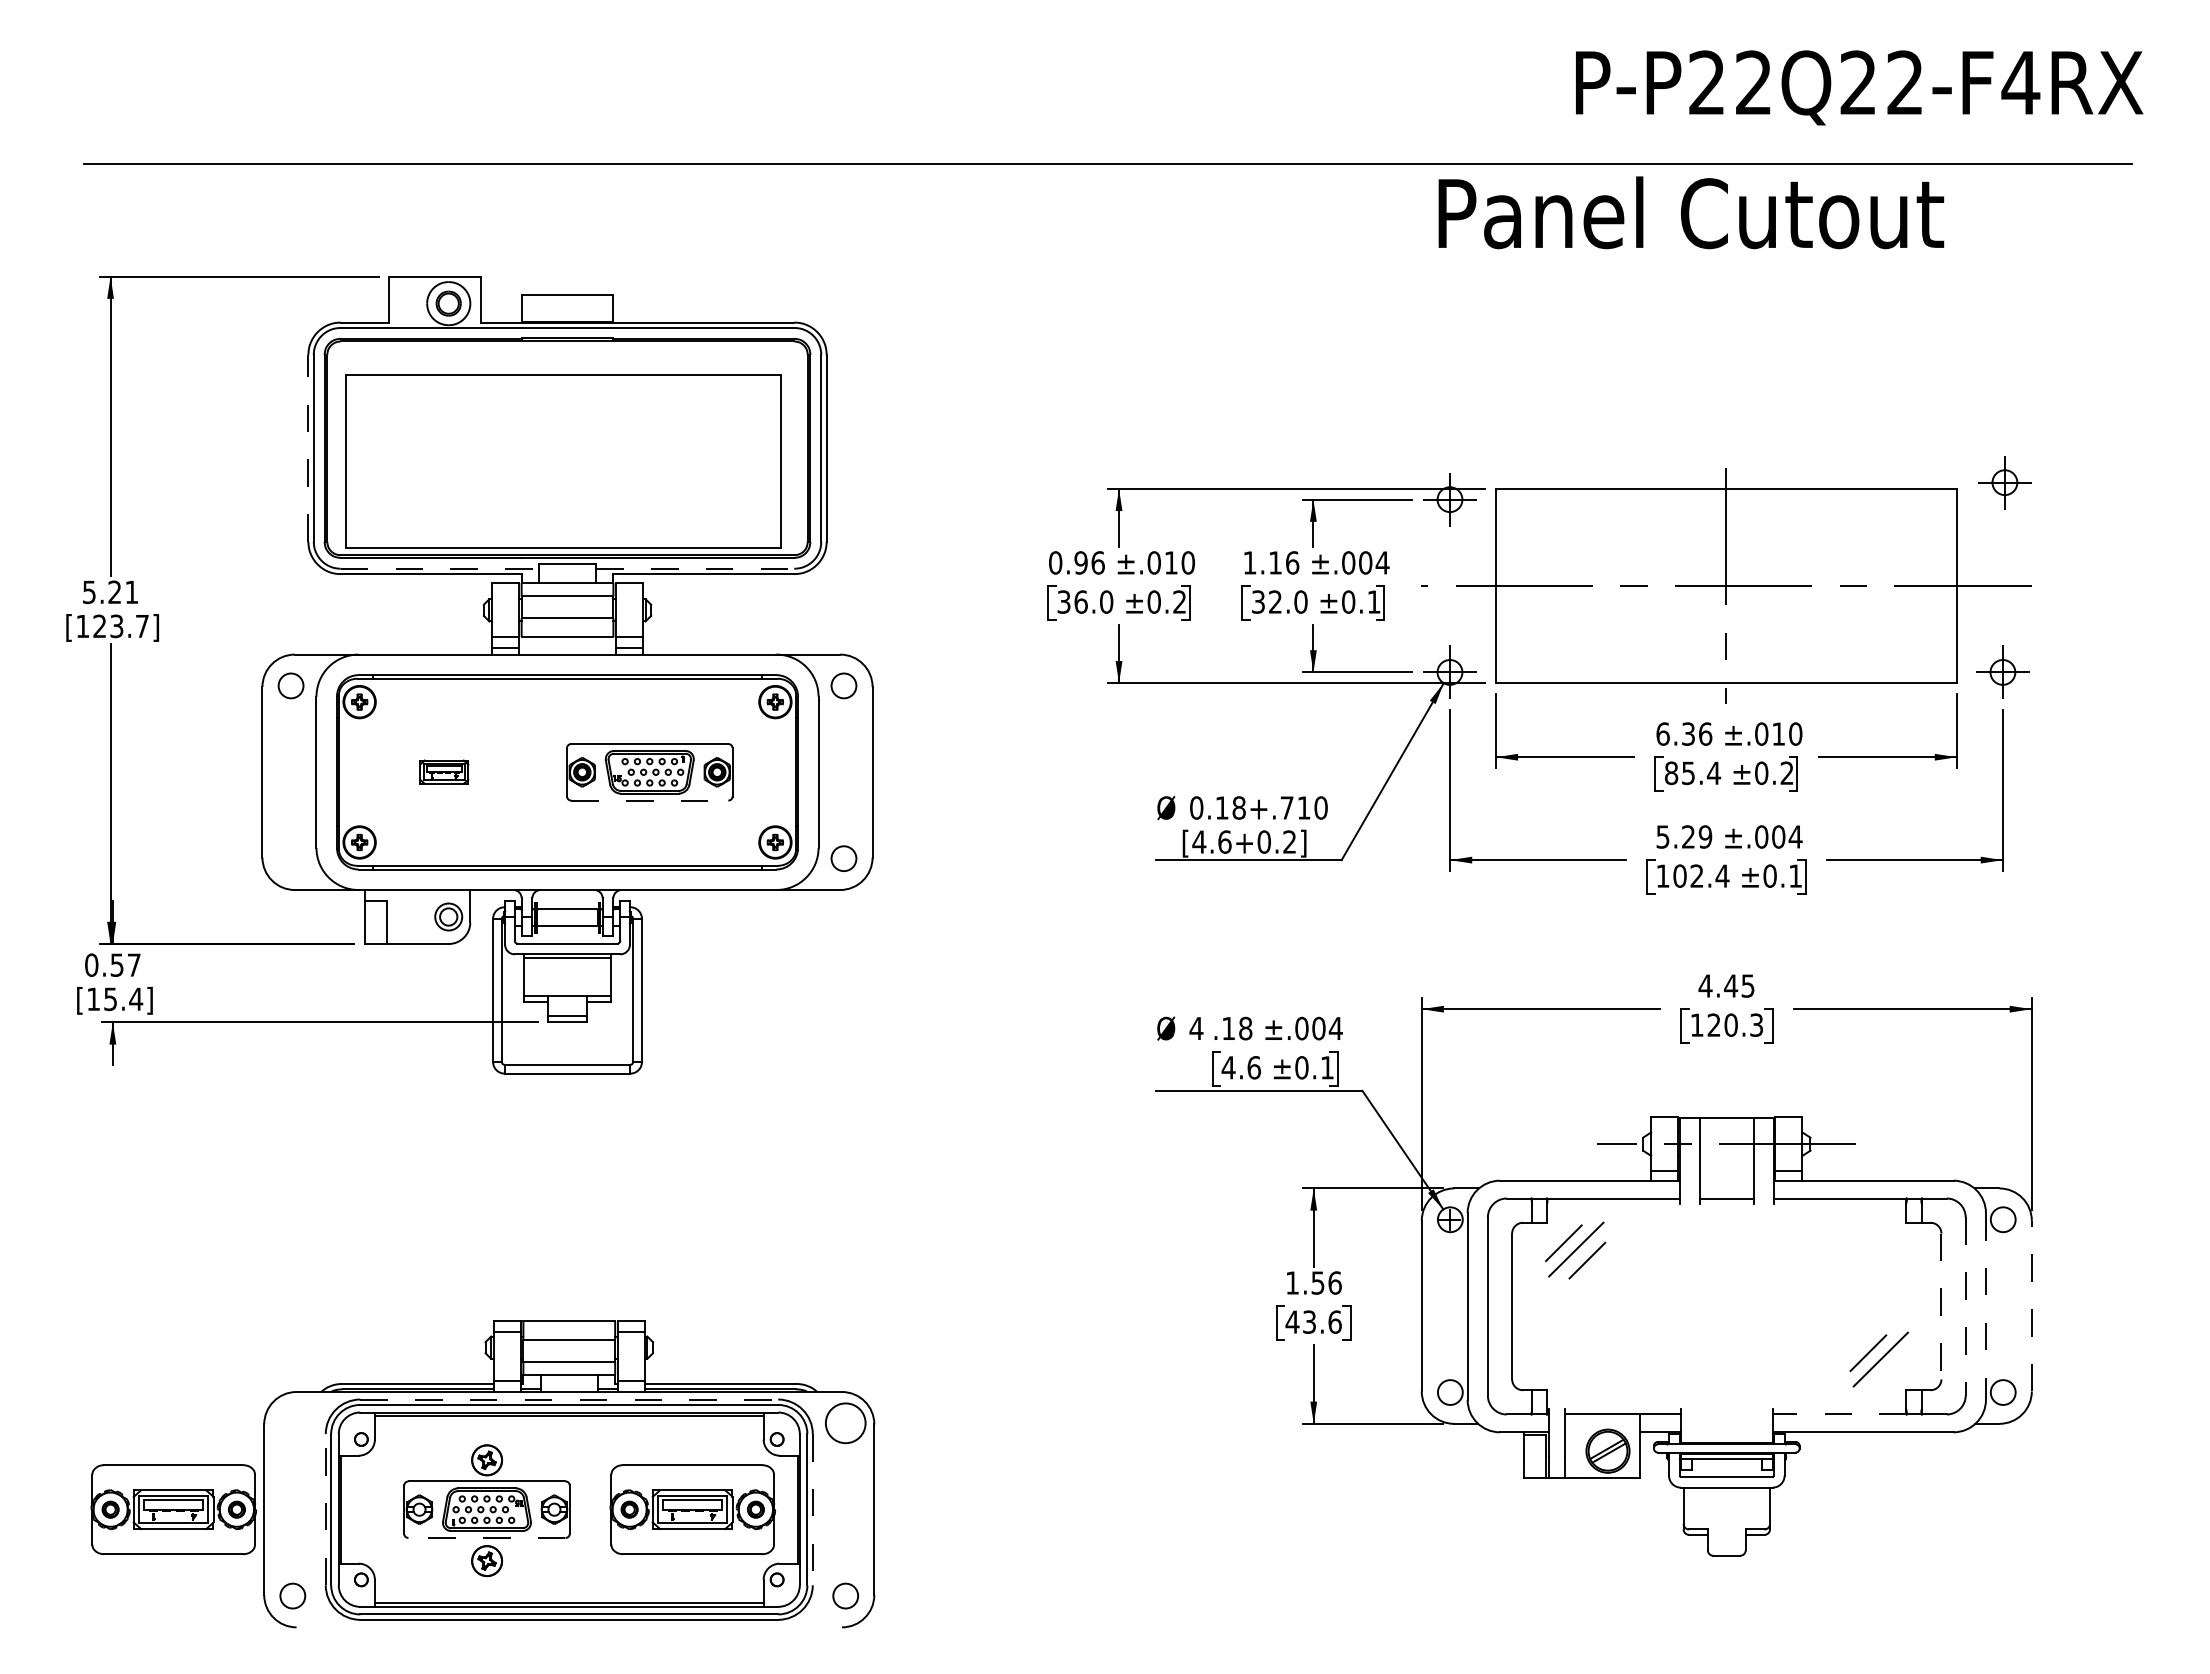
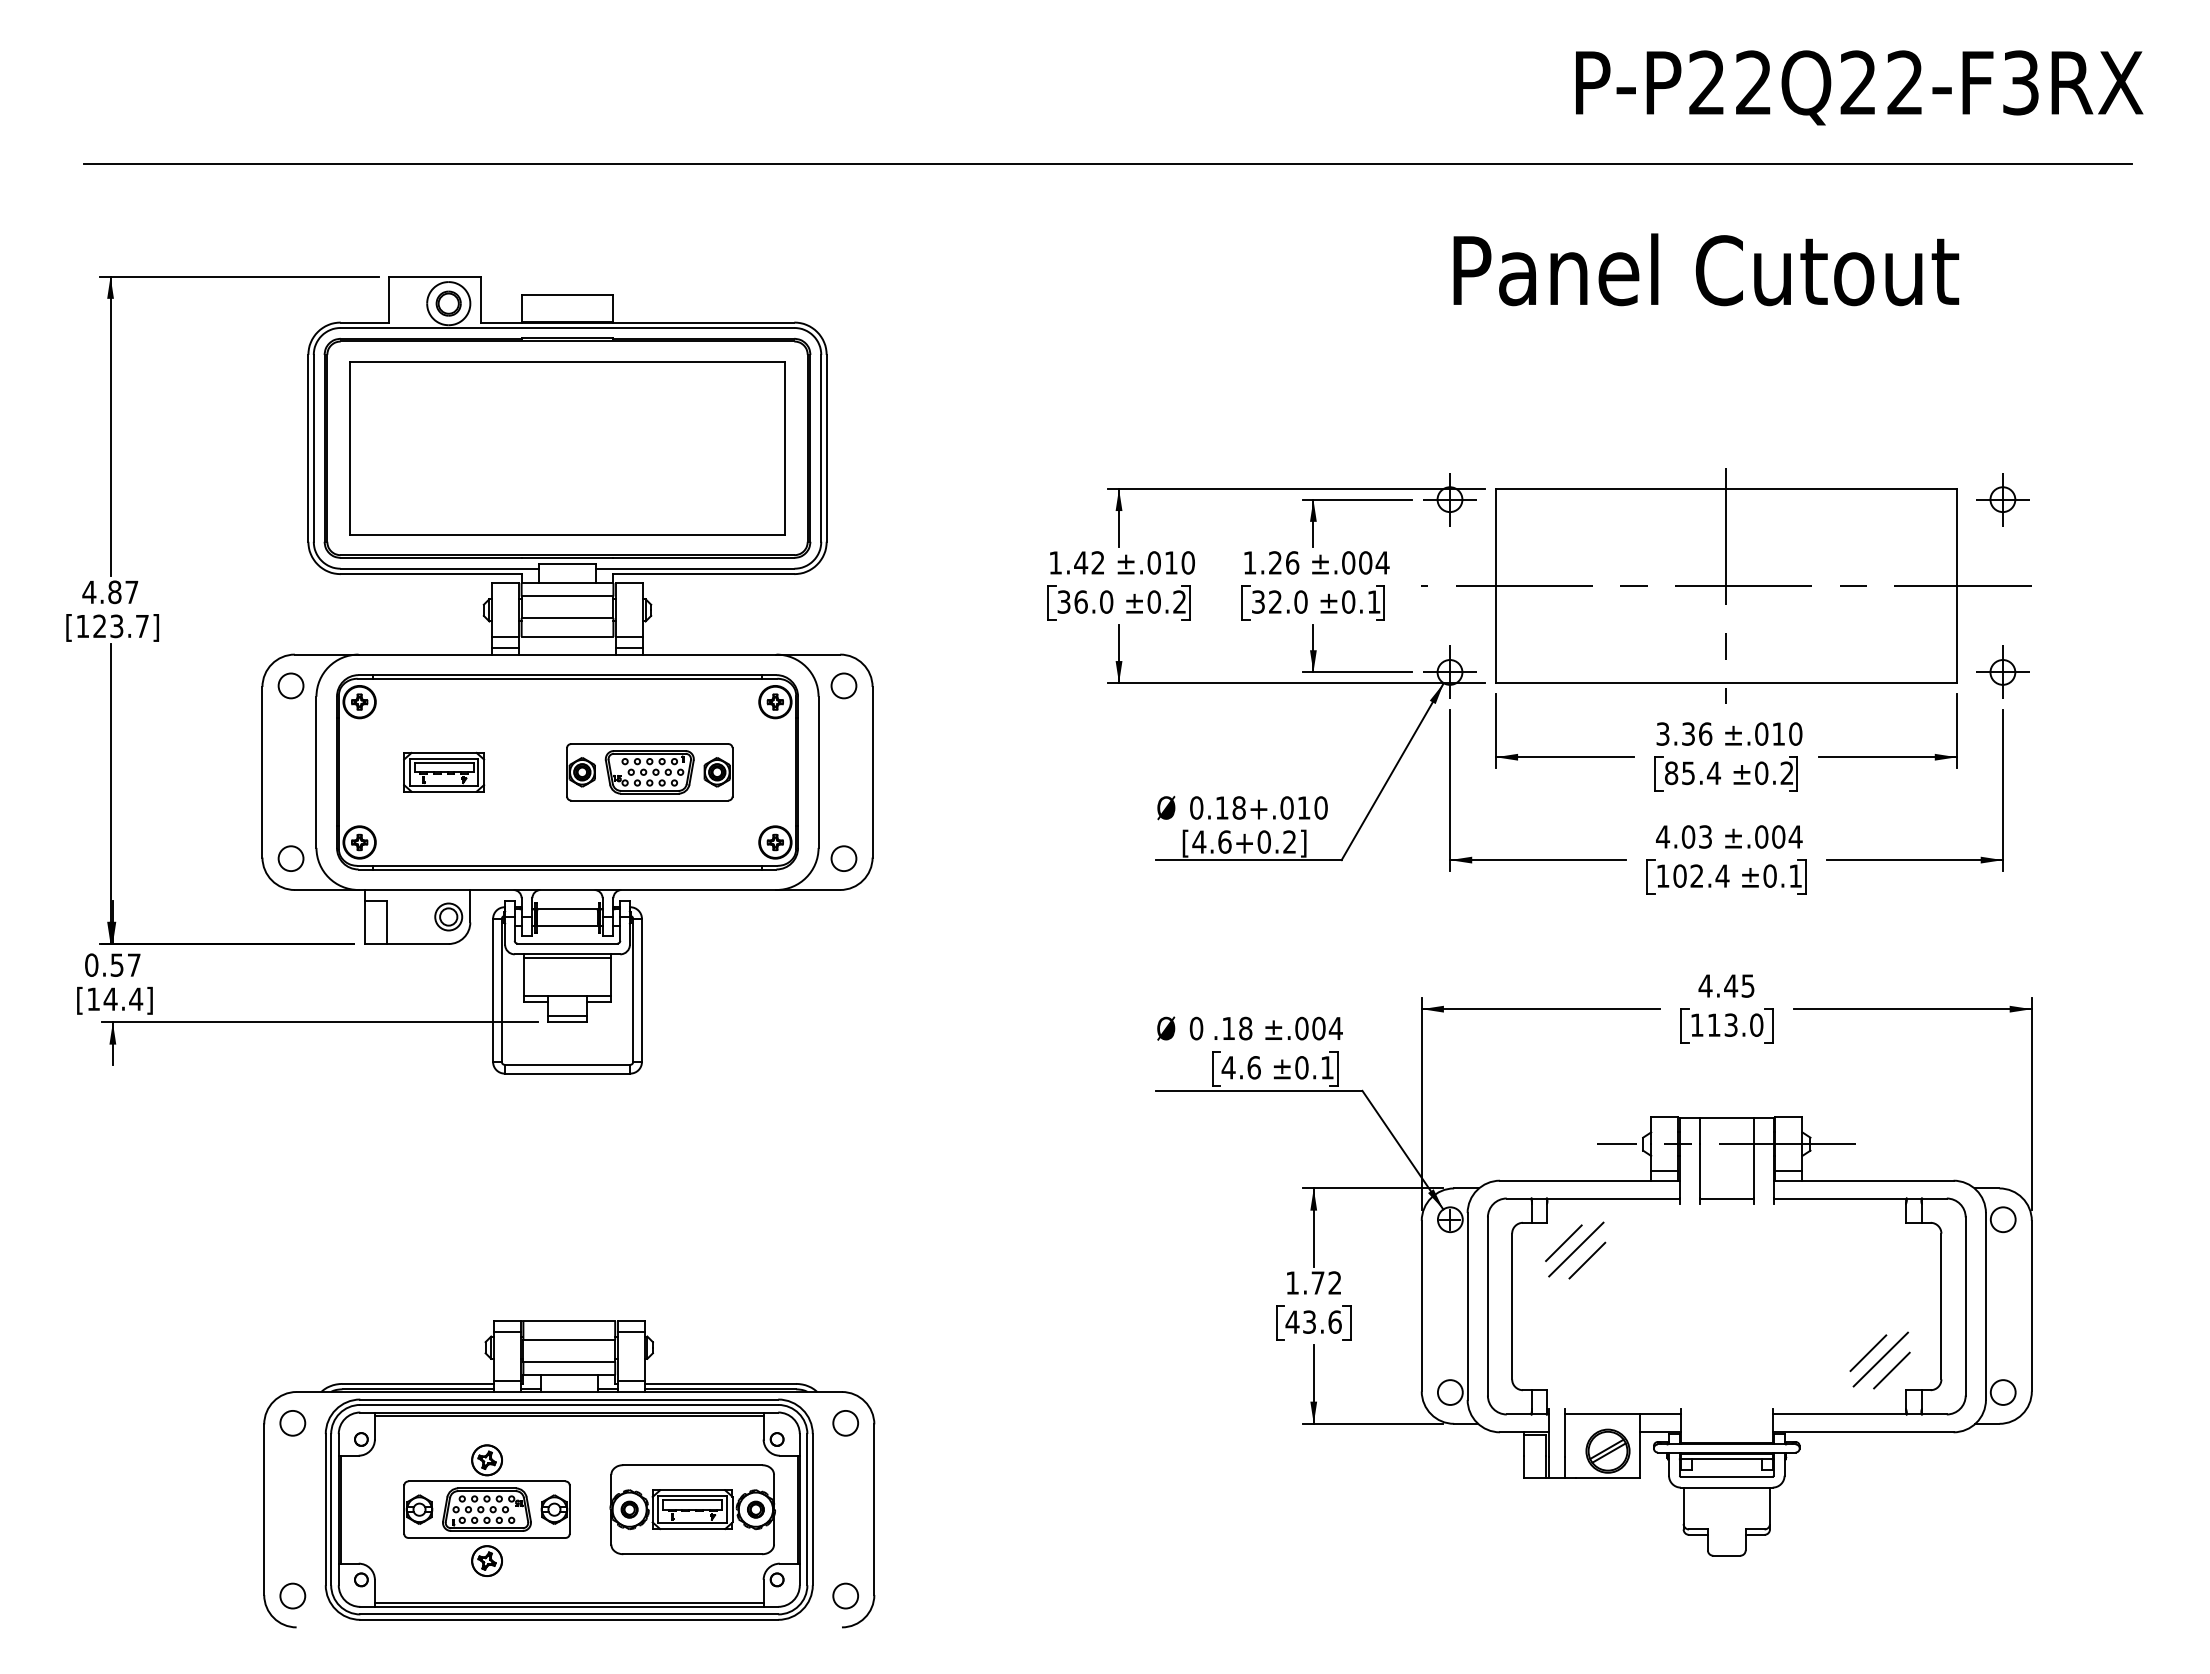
text: P-P22Q22-F4RX -> P-P22Q22-F3RX (2020, 82)
text position: (1691, 212) -> (1706, 269) (1706, 269)
line: dashed -> solid (308, 447)
part position: (563, 461) -> (567, 448) (567, 448)
part position: (2004, 482) -> (2002, 499) (2002, 499)
text: 0.96 -> 1.42 (1076, 562)
text: 1.16 -> 1.26 (1275, 562)
line: dashed -> solid (440, 568)
line: dashed -> solid (695, 568)
text: 5.21 -> 4.87 (110, 592)
text: 6.36 -> 3.36 (1662, 733)
part size: 51x26 px -> 83x42 px (444, 771)
line: dashed -> solid (650, 800)
text: 0.18+.710 -> 0.18+.010 (1286, 807)
text: 5.29 -> 4.03 (1684, 836)
circle: none -> present (290, 858)
text: [15.4] -> [14.4] (110, 999)
text: 120.3 -> 113.0 (1735, 1024)
text: 4 -> 0 (1196, 1028)
text: 1.56 -> 1.72 (1326, 1282)
line: dashed -> solid (2031, 1305)
line: dashed -> solid (1941, 1306)
line: dashed -> solid (1965, 1307)
line: dashed -> solid (1985, 1307)
line: none -> present (1891, 1370)
line: dashed -> solid (569, 1399)
line: dashed -> solid (1839, 1414)
circle: none -> present (292, 1423)
circle diameter: 40 px -> 25 px (845, 1422)
part: present -> none (173, 1509)
line: dashed -> solid (325, 1509)
line: dashed -> solid (812, 1509)
line: dashed -> solid (486, 1537)
